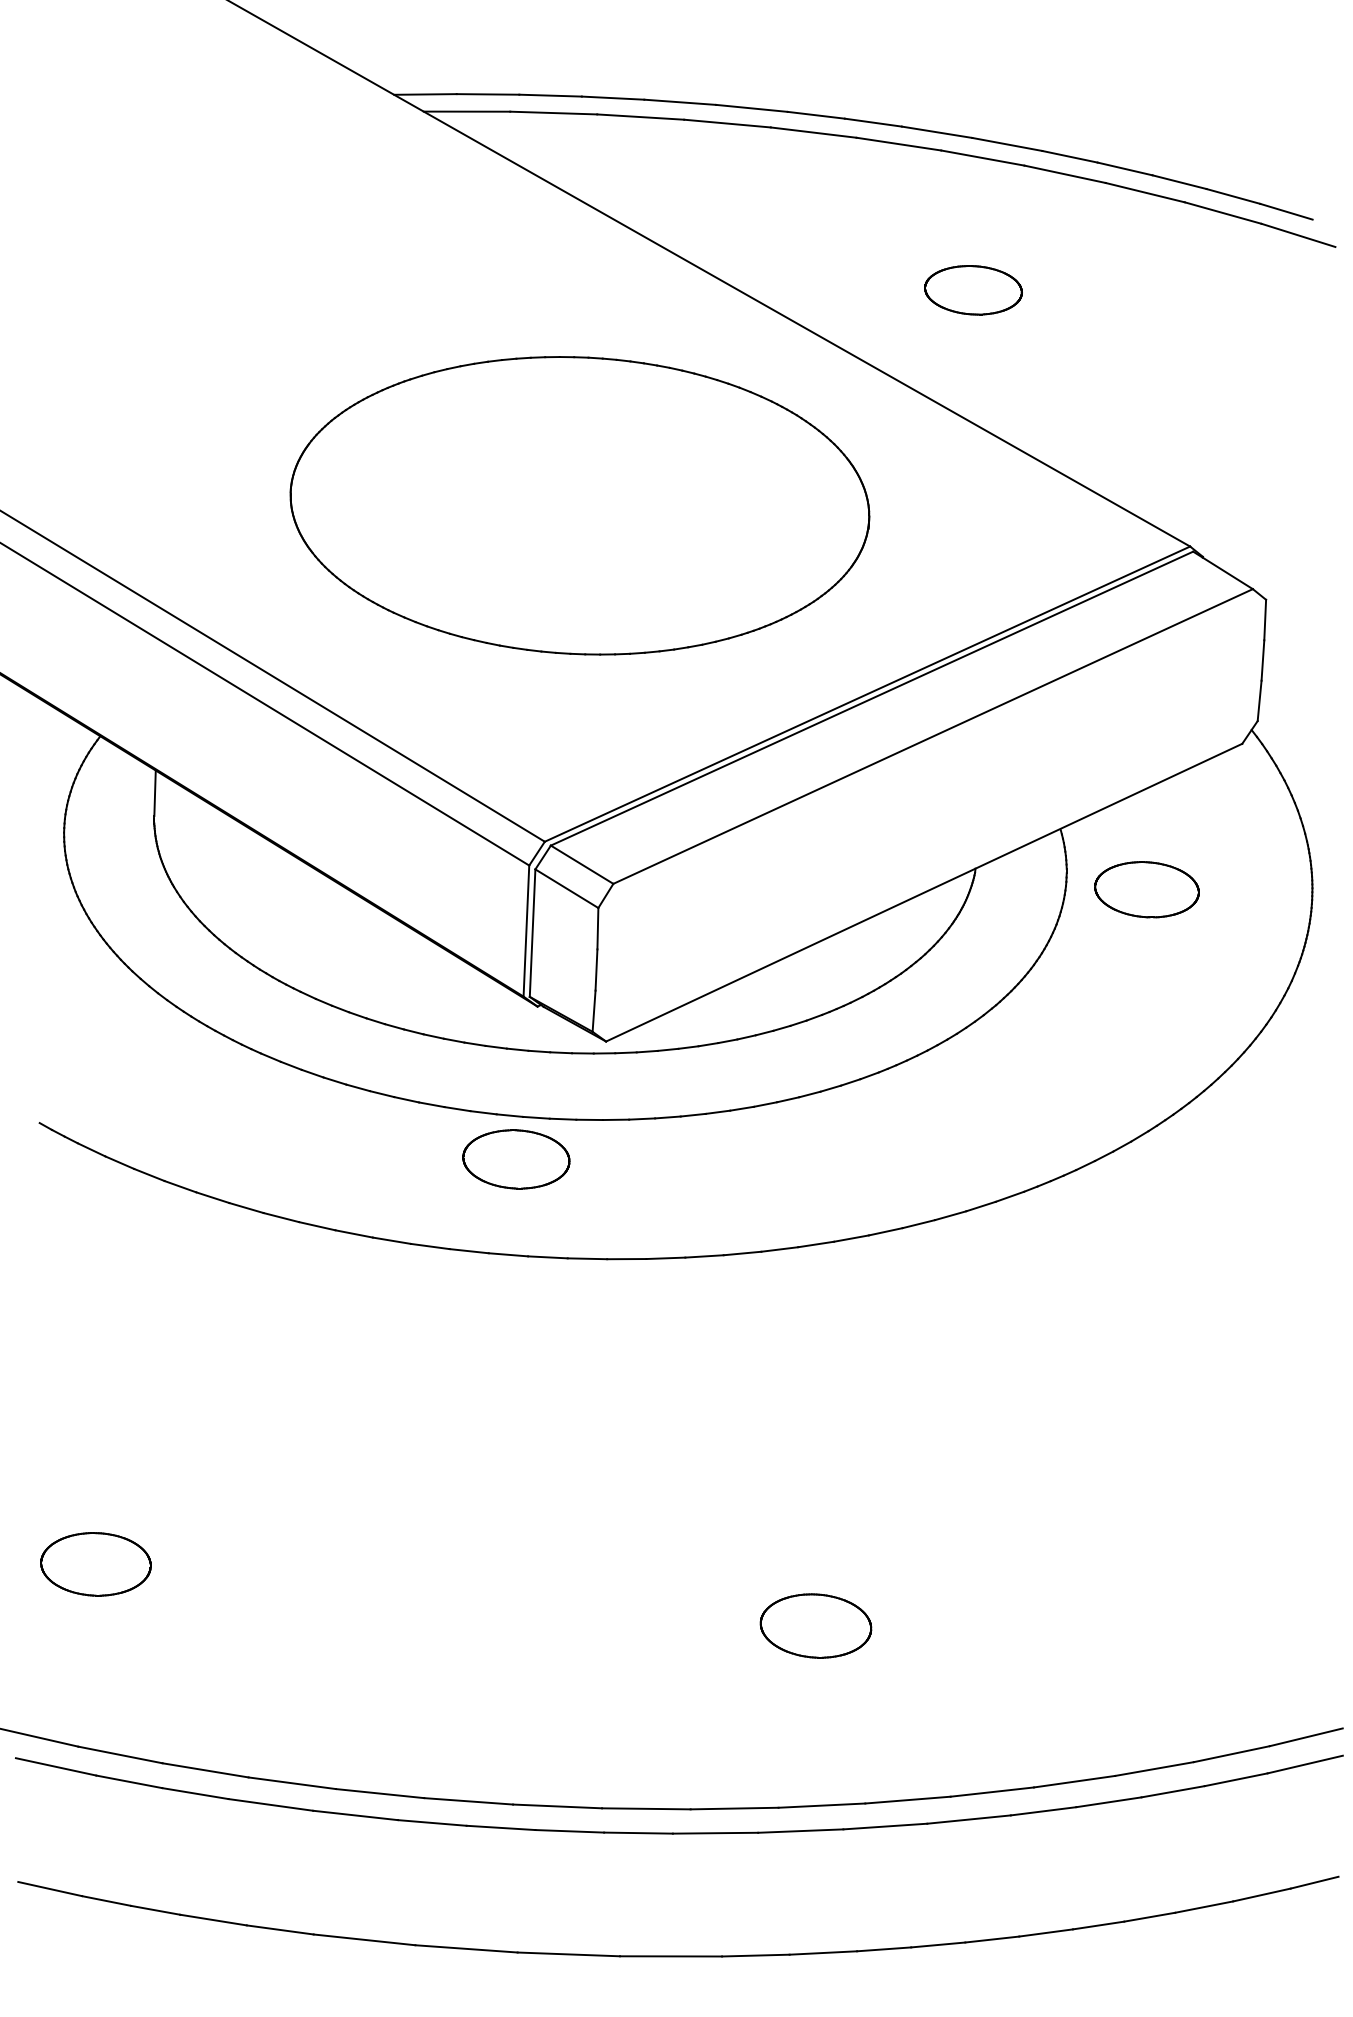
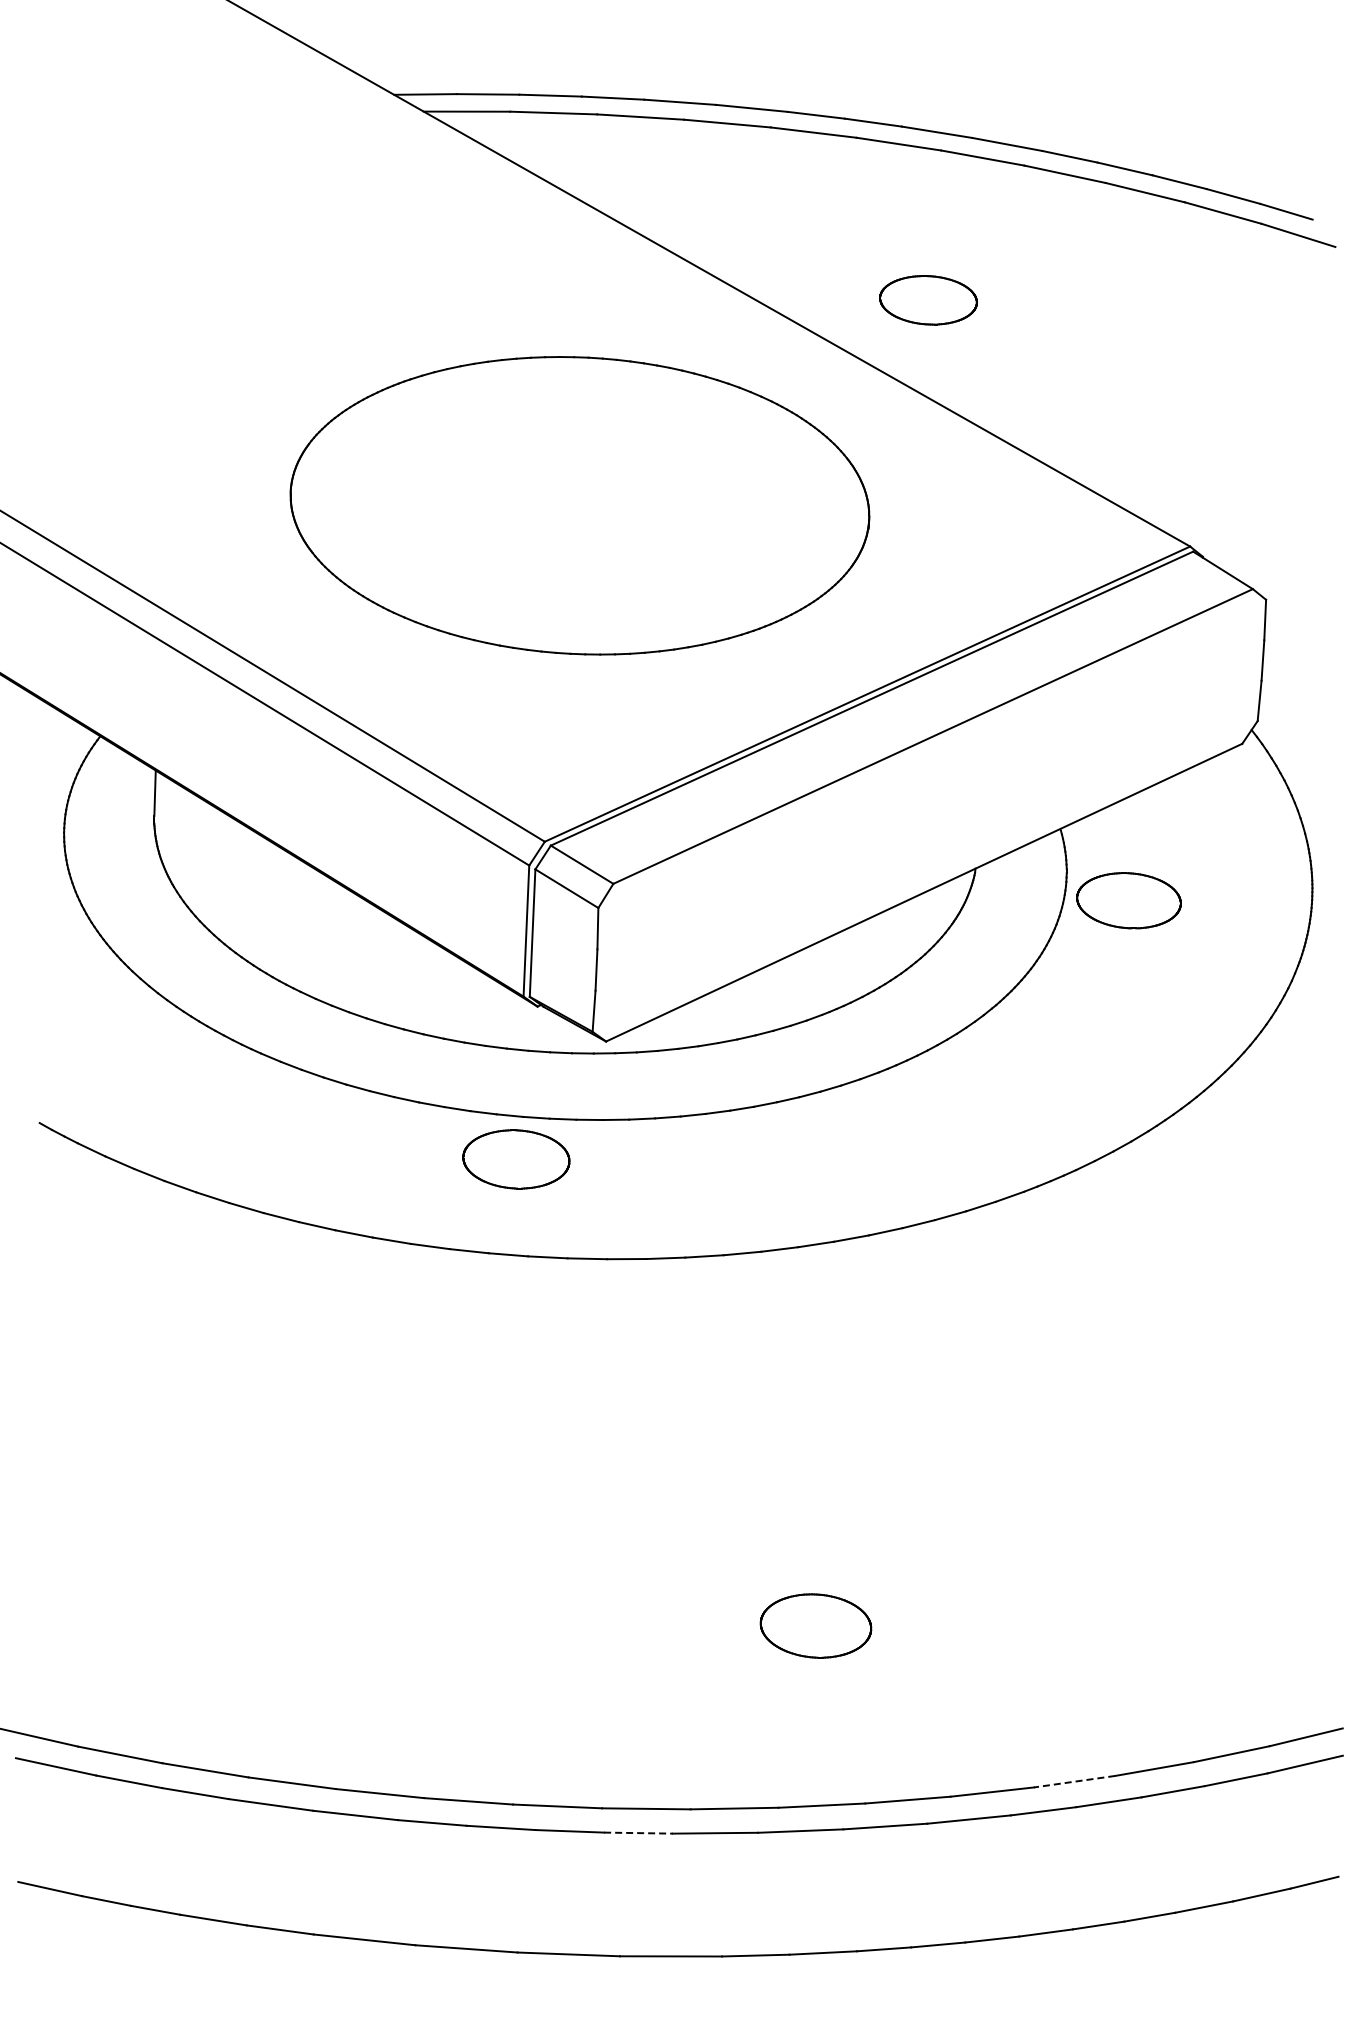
part position: (973, 290) -> (928, 300) (928, 300)
part position: (1146, 889) -> (1128, 900) (1128, 900)
part: present -> none (95, 1564)
line: solid -> dashed (1074, 1781)
line: solid -> dashed (639, 1833)
